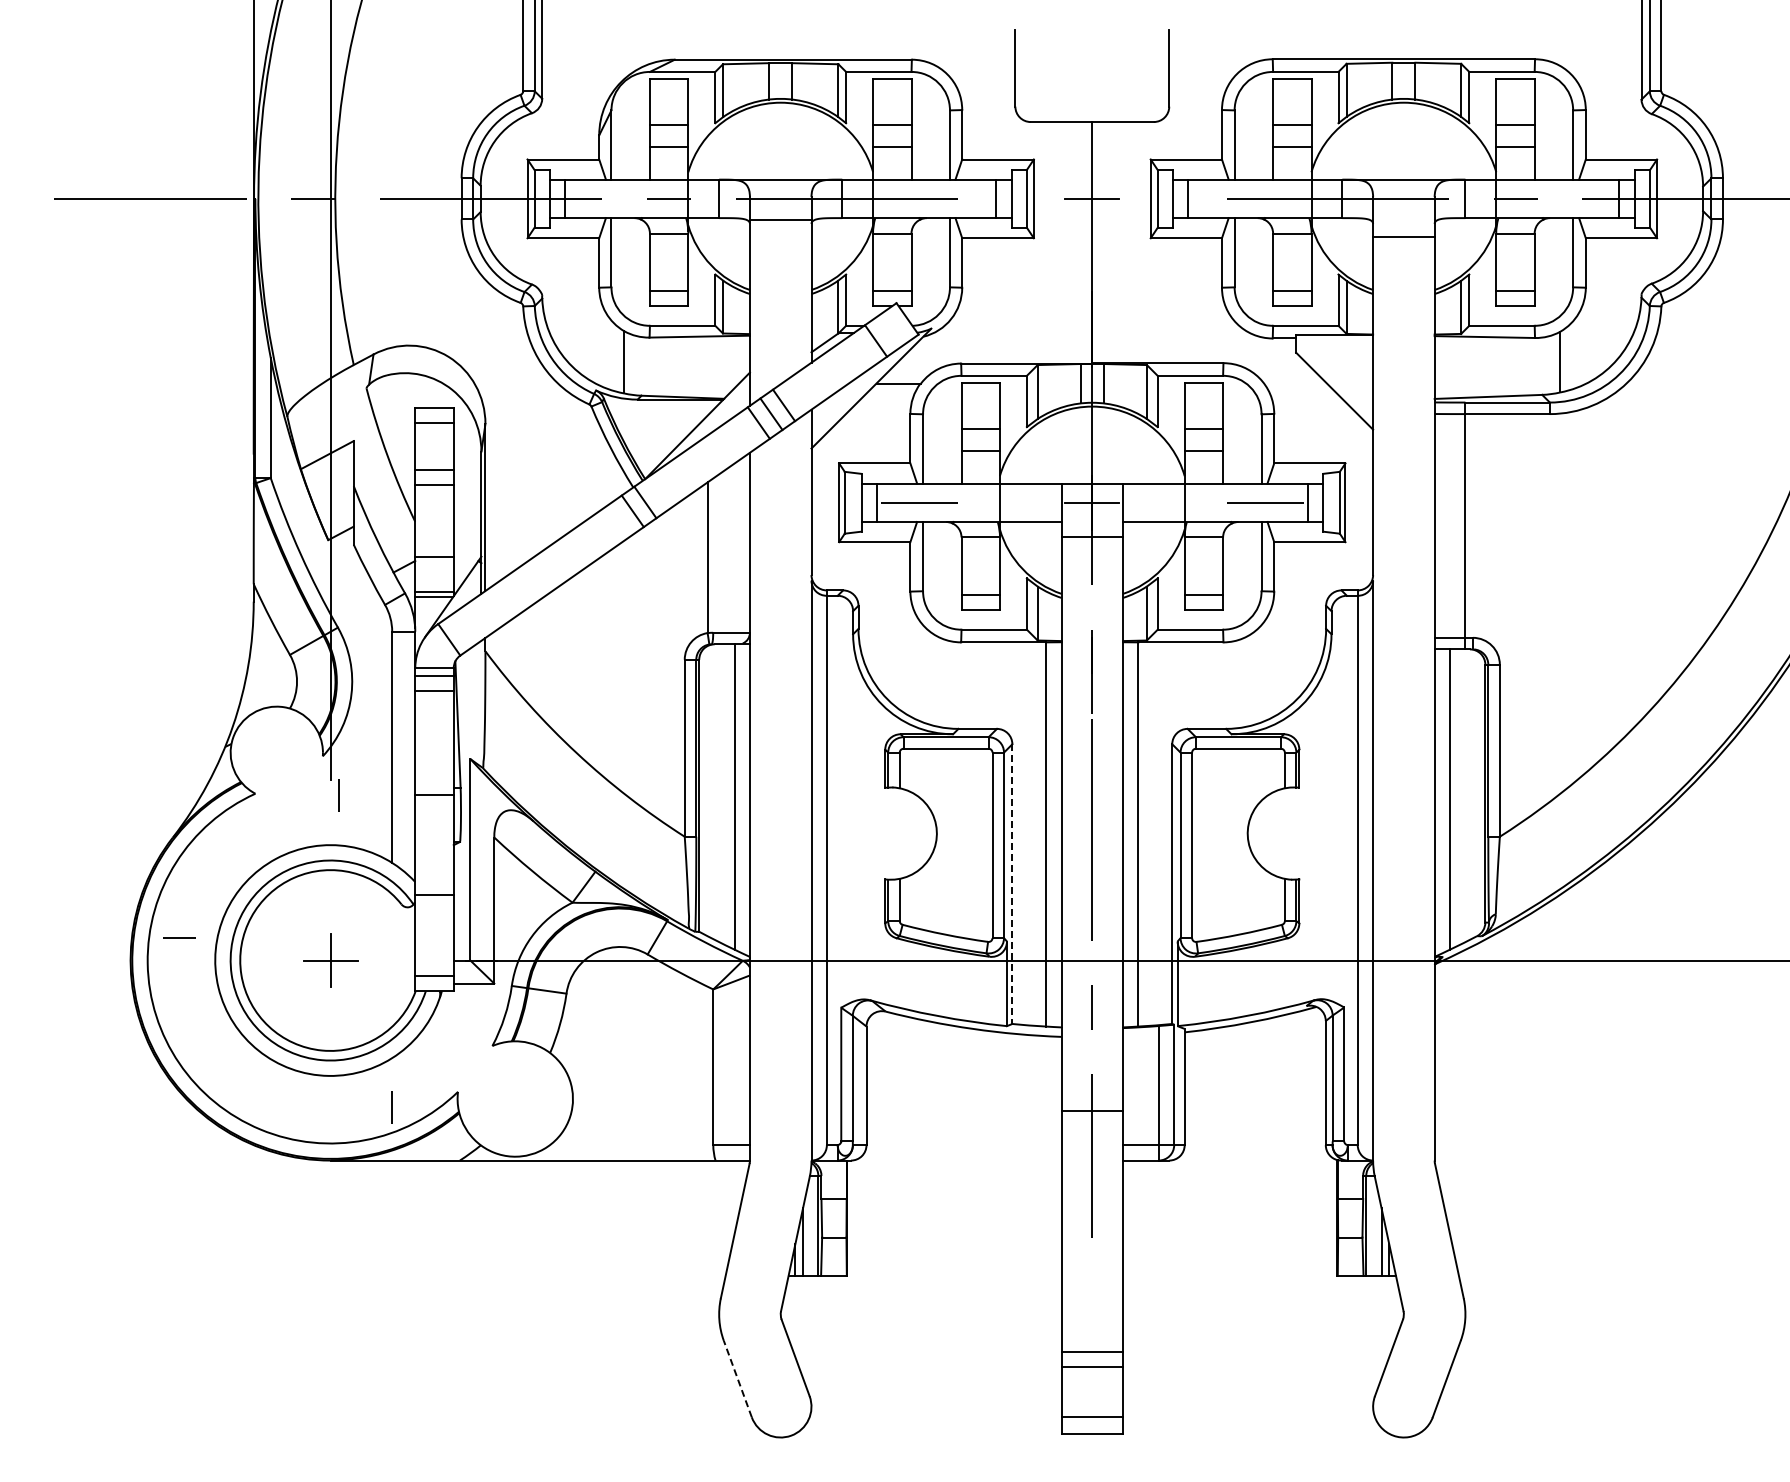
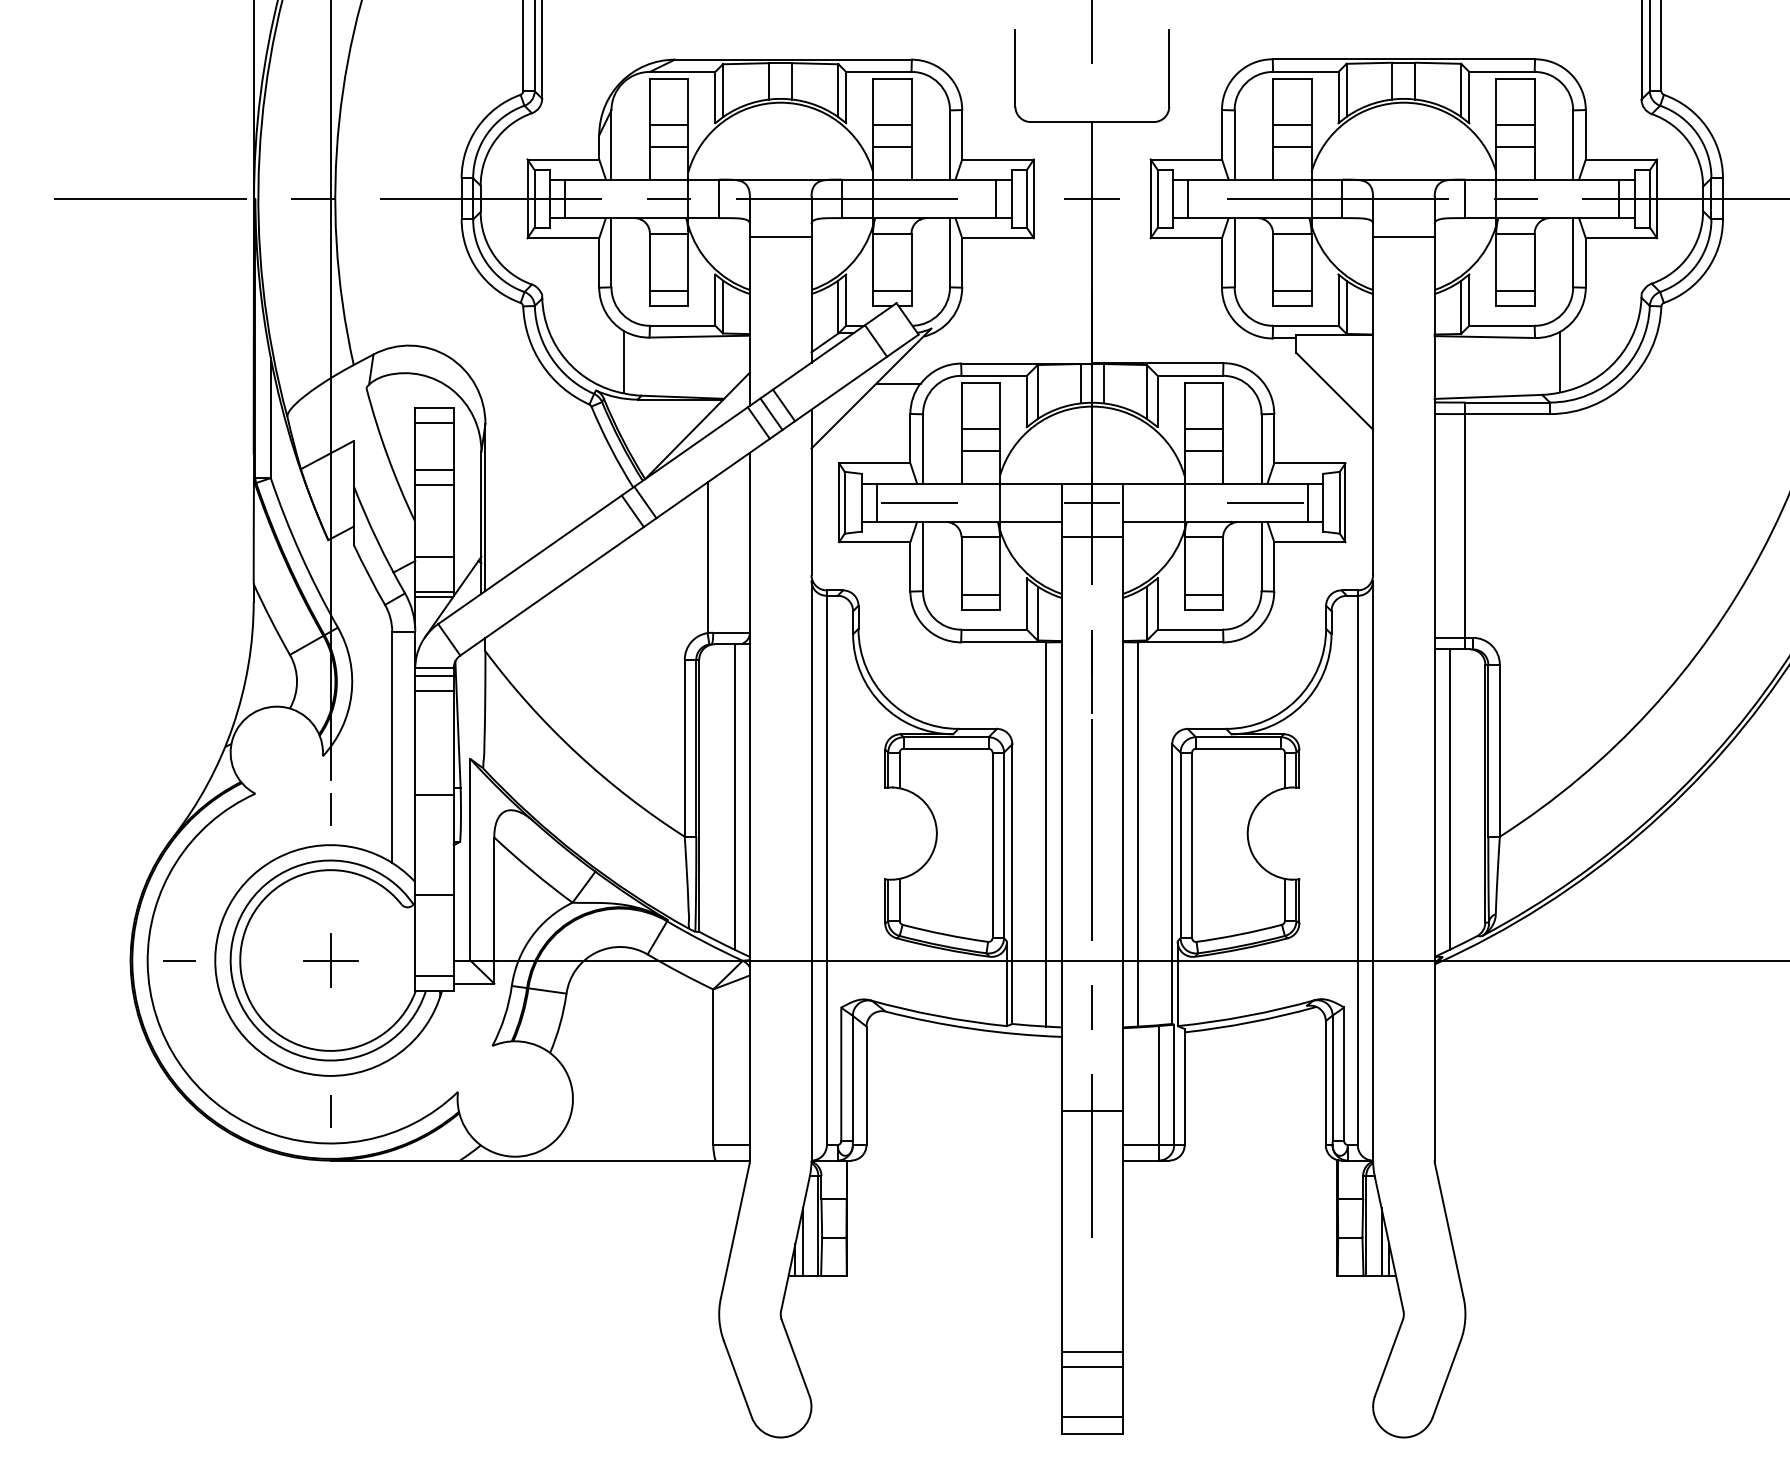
line: none -> present (1092, 33)
line position: (780, 220) -> (780, 237) (780, 237)
line position: (338, 795) -> (330, 809) (330, 809)
line: dashed -> solid (1012, 884)
line position: (179, 937) -> (179, 960) (179, 960)
line position: (391, 1107) -> (330, 1111) (330, 1111)
line: dashed -> solid (737, 1379)
